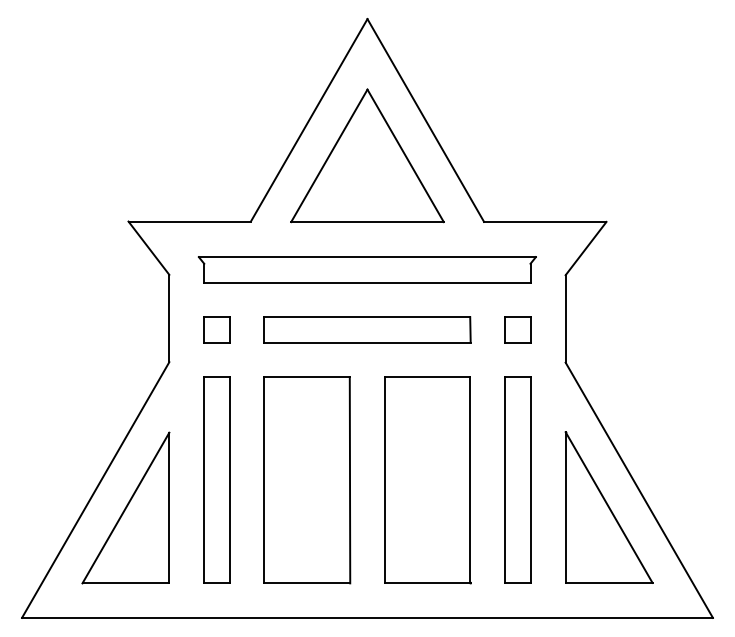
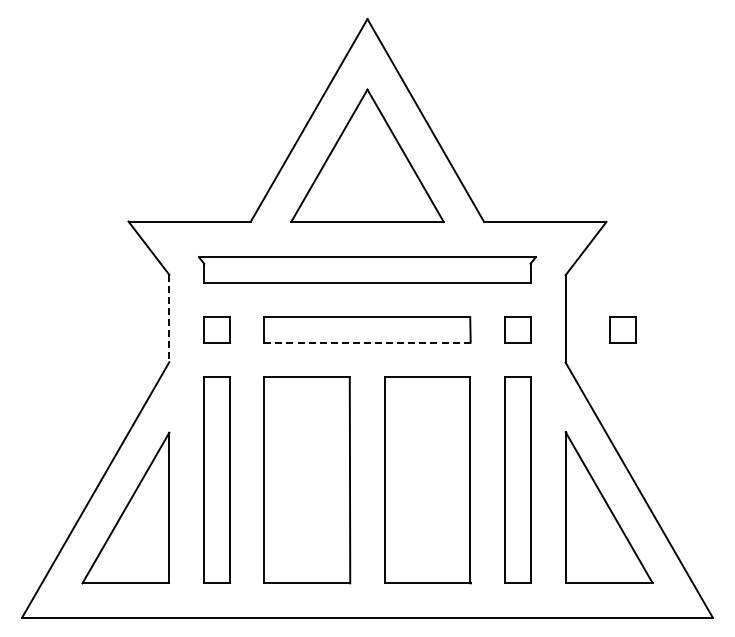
line: solid -> dashed (169, 318)
part: none -> present (622, 329)
line: solid -> dashed (367, 342)
